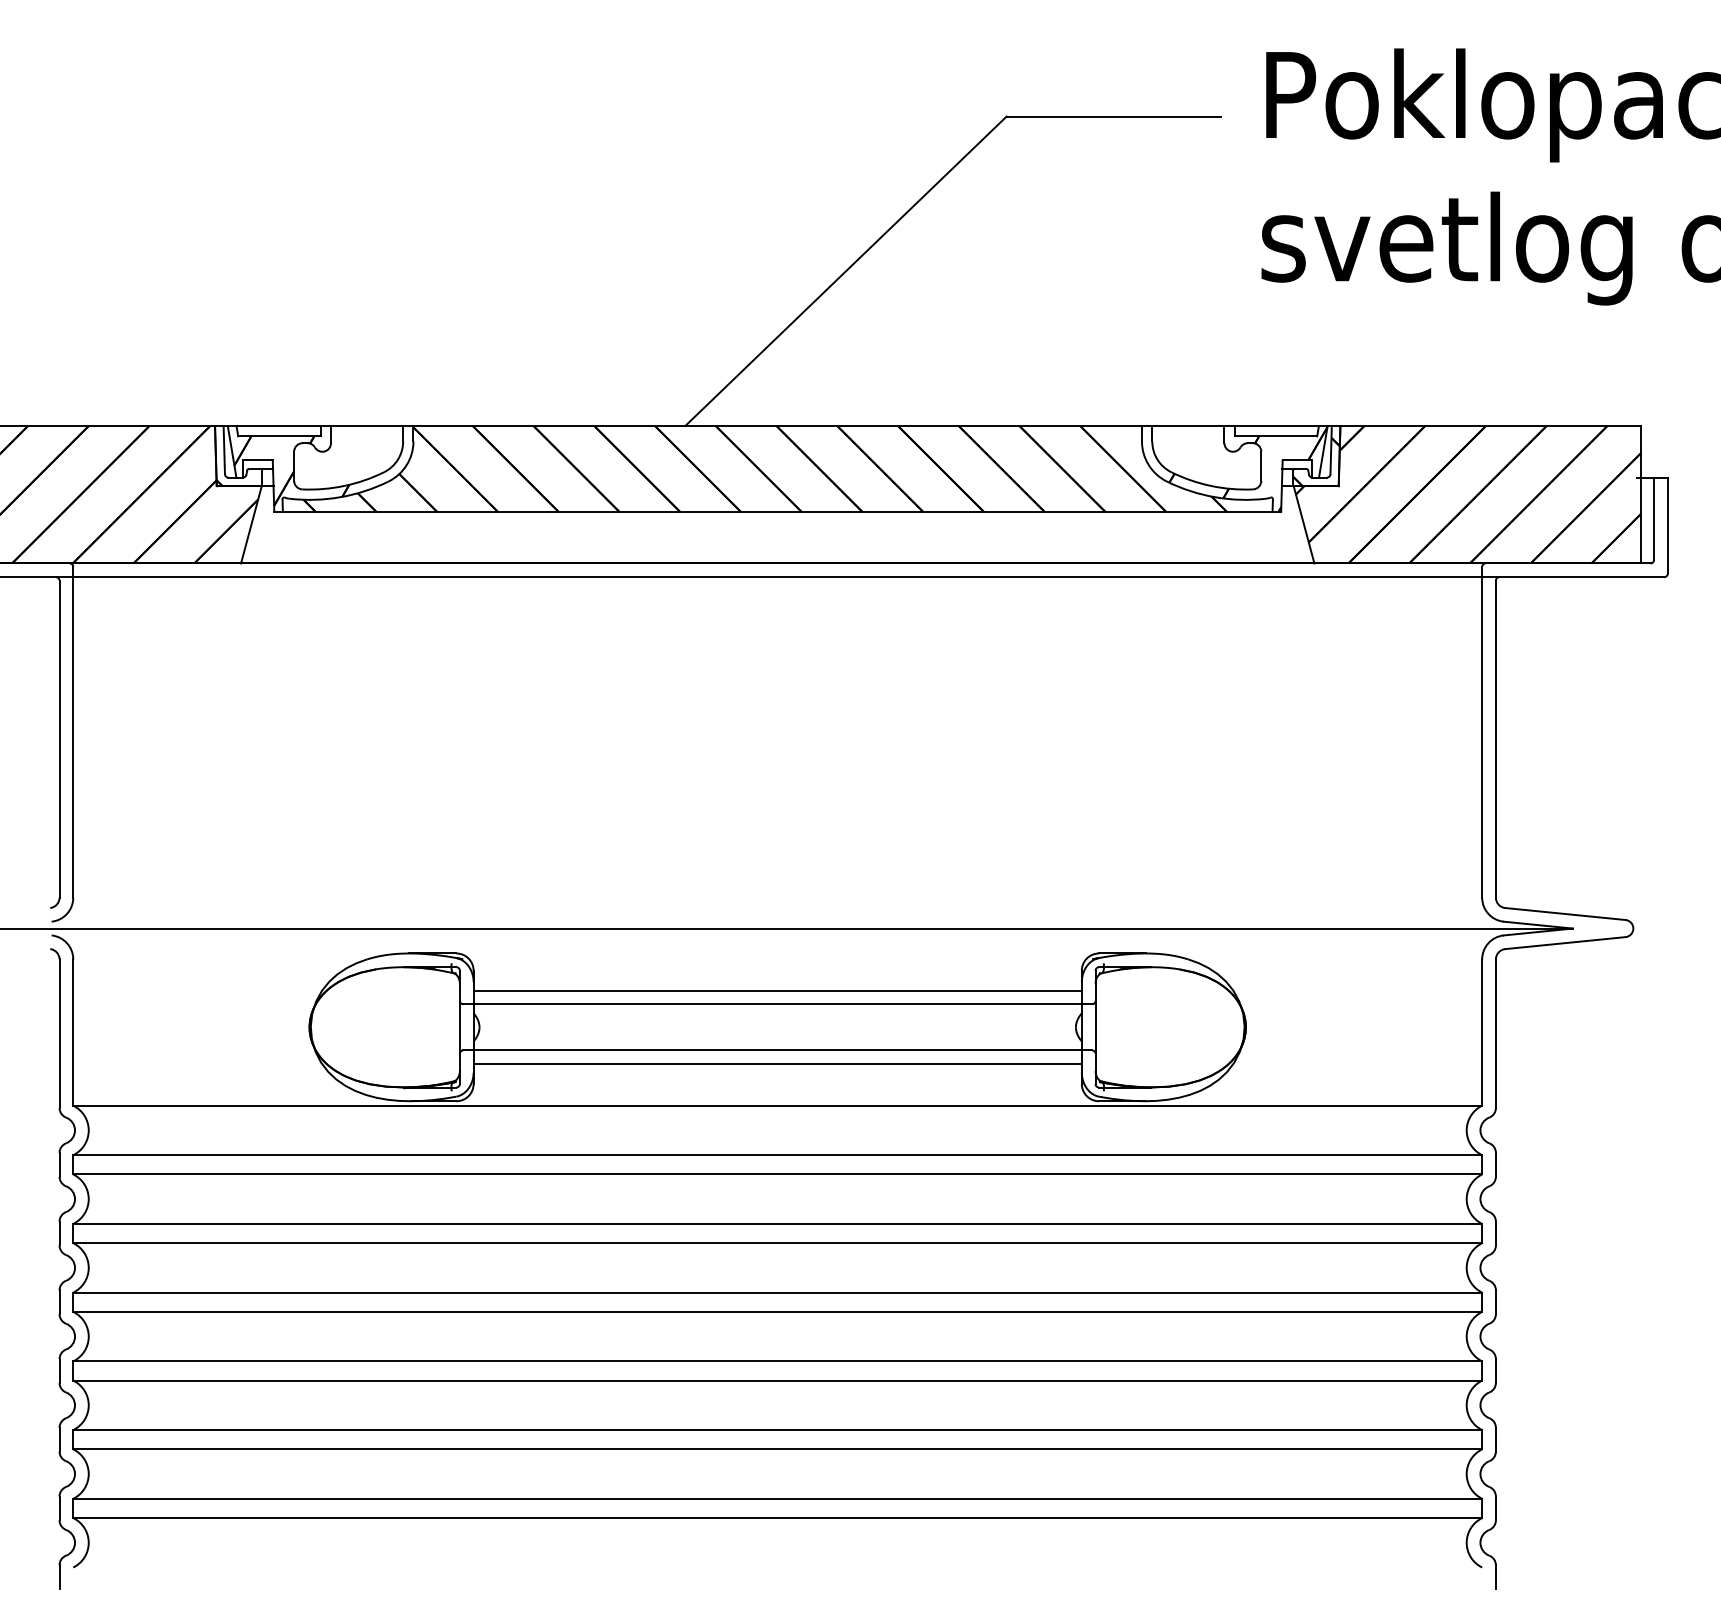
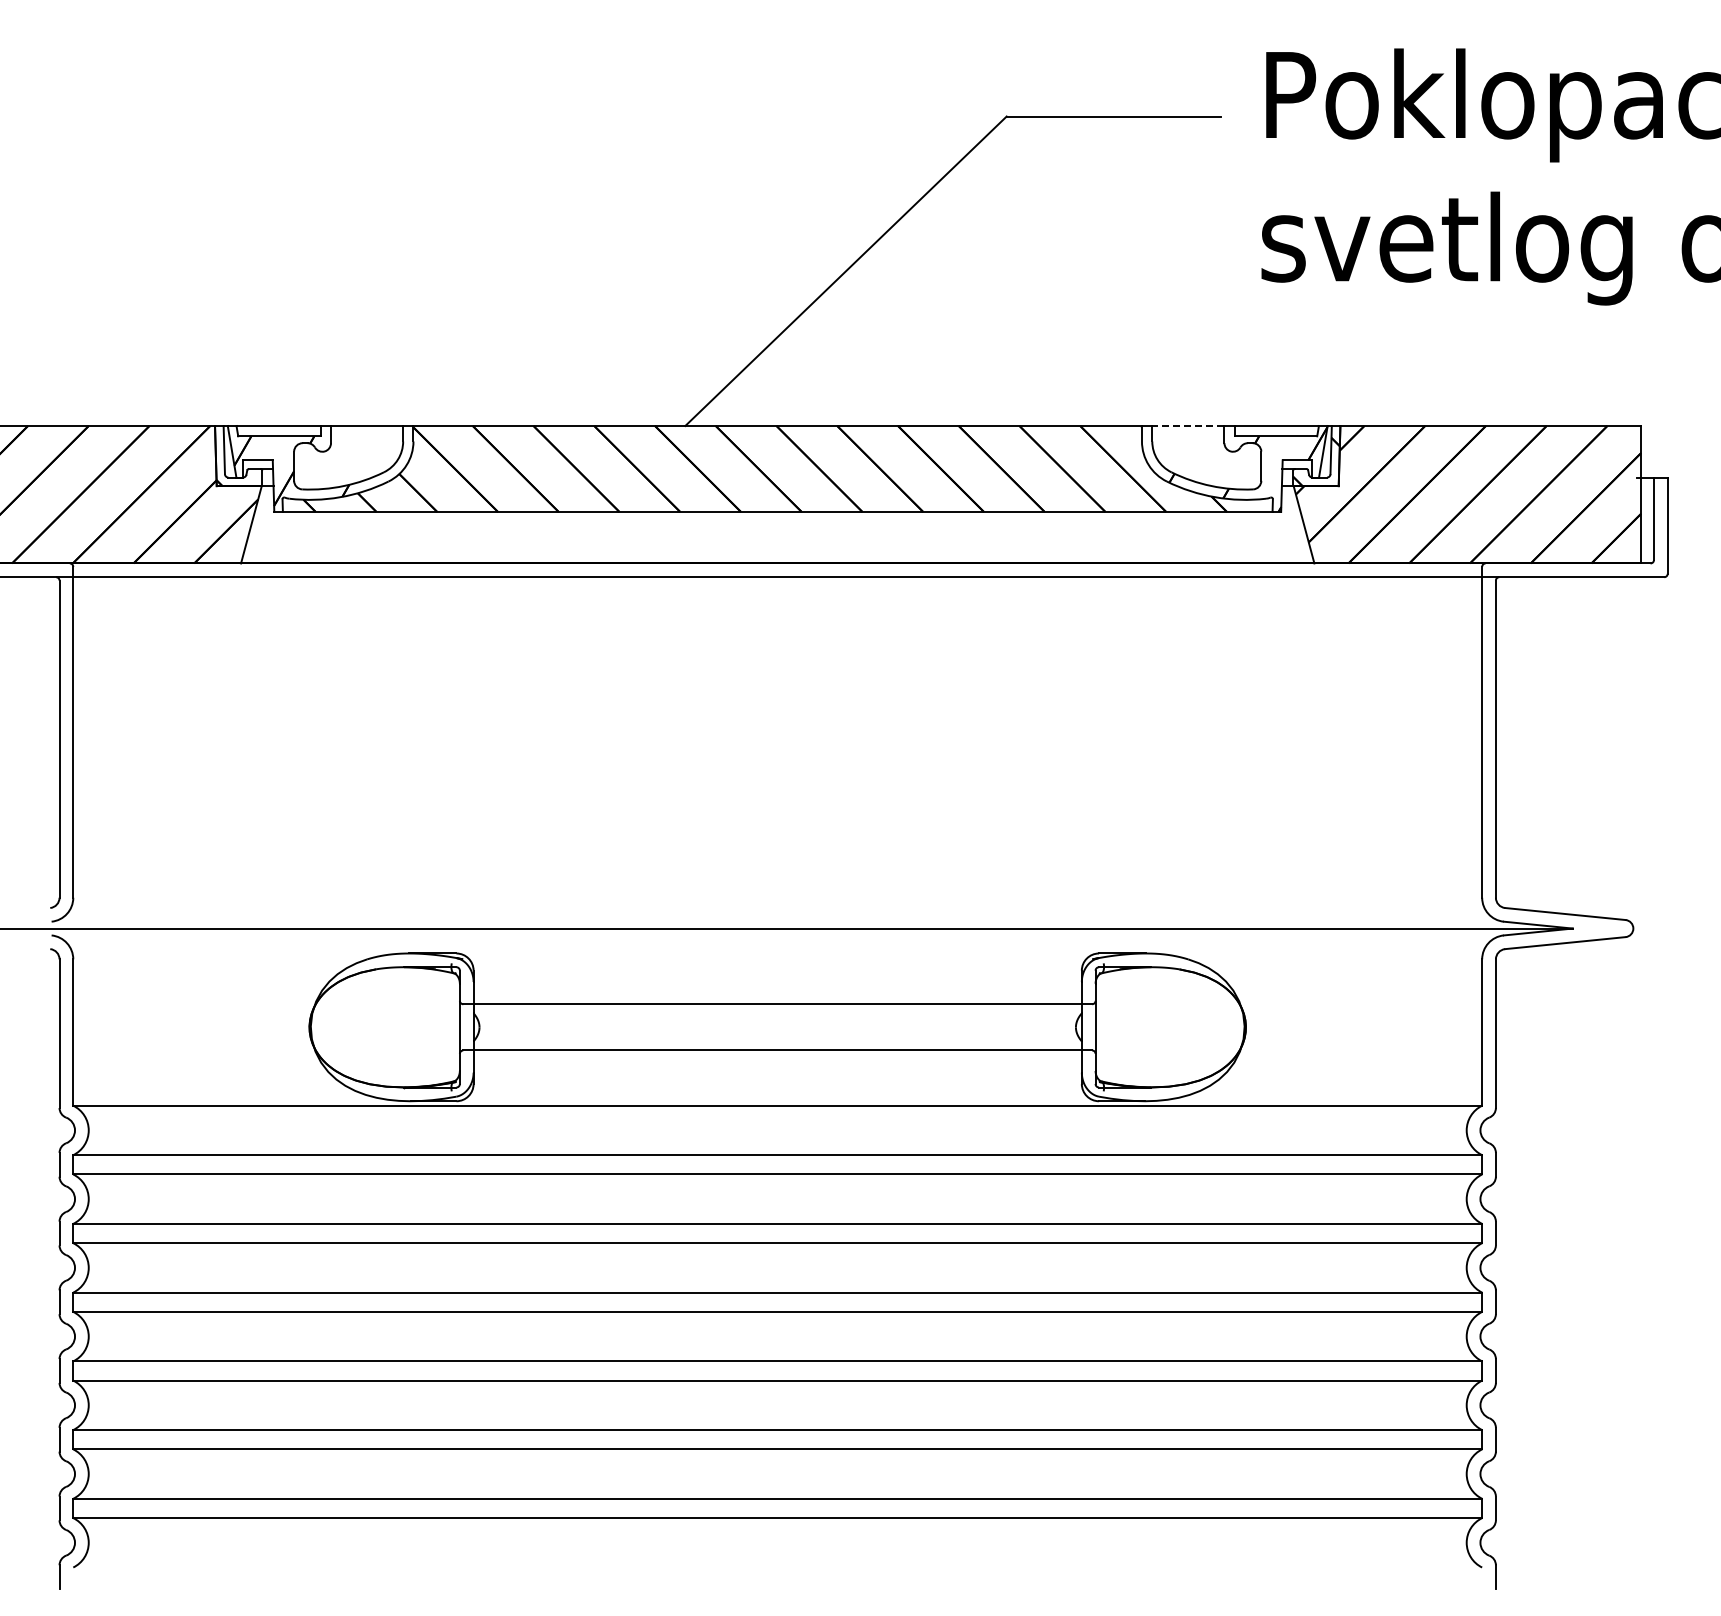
line: solid -> dashed (1187, 426)
line: present -> none (777, 990)
line: present -> none (777, 1064)
